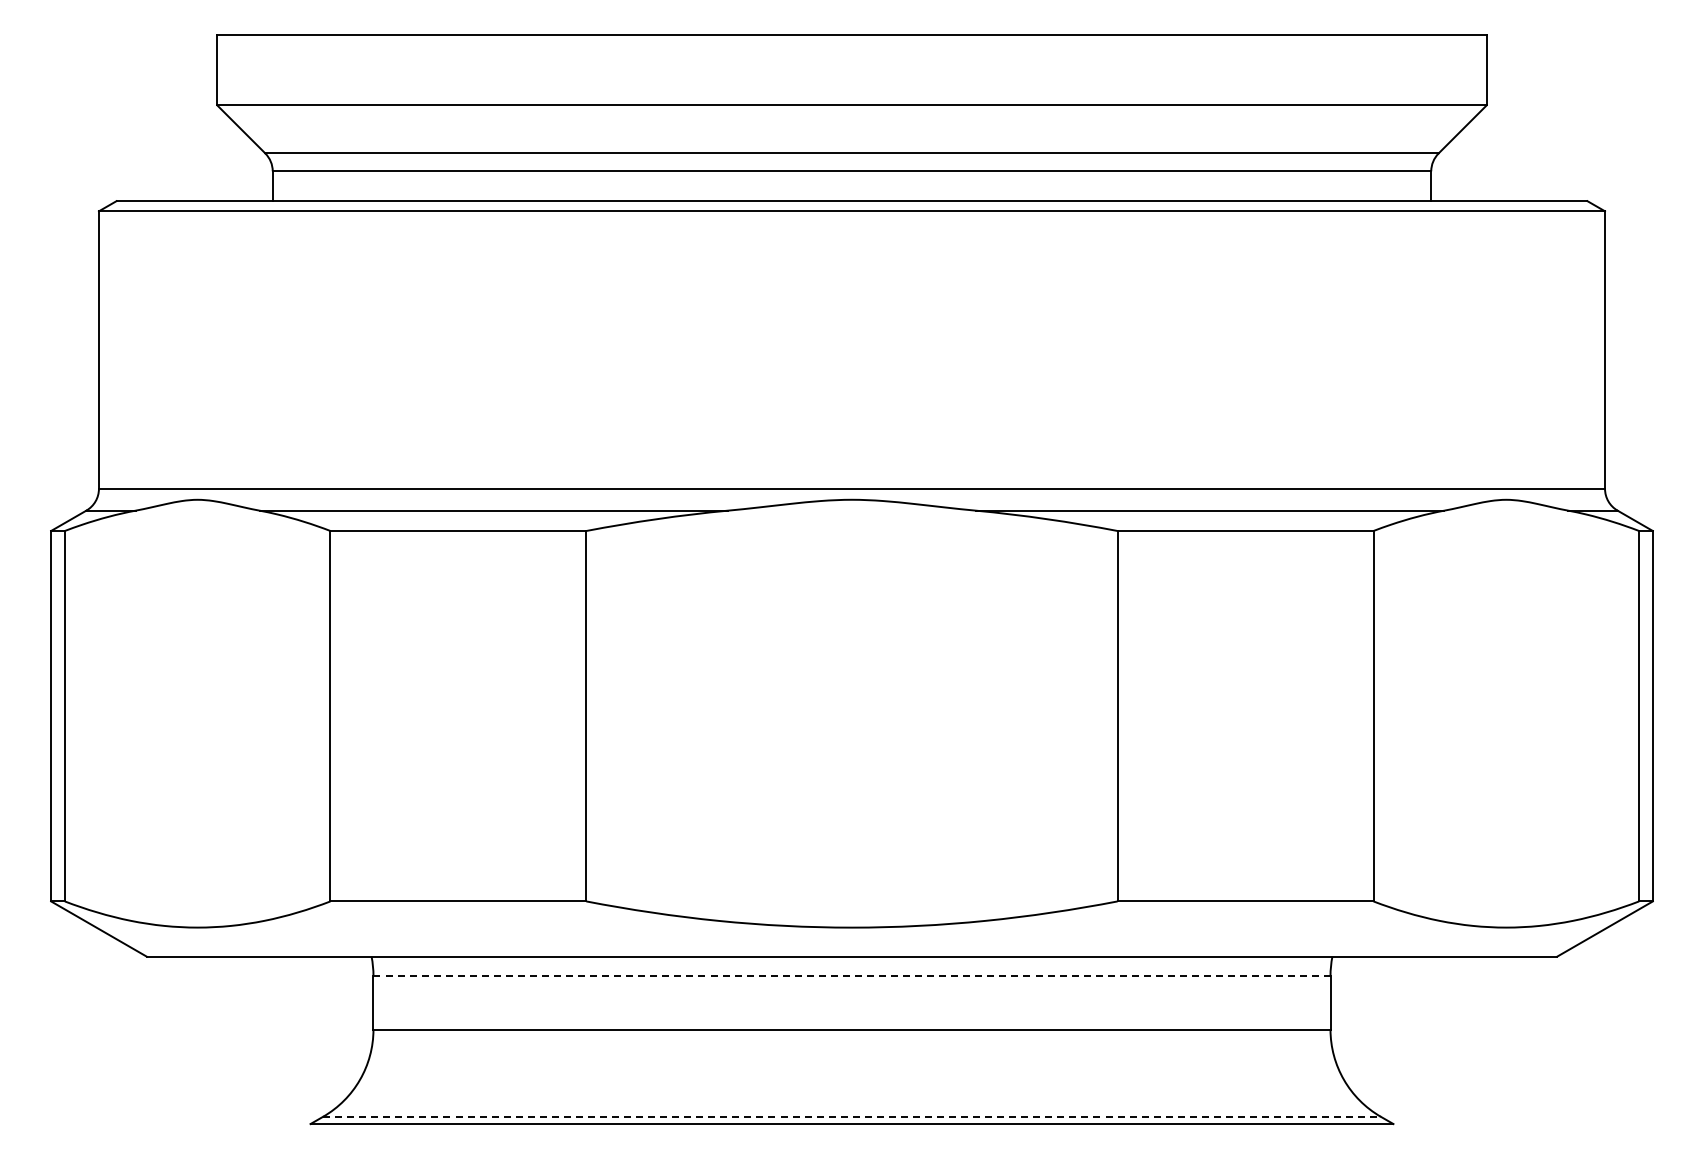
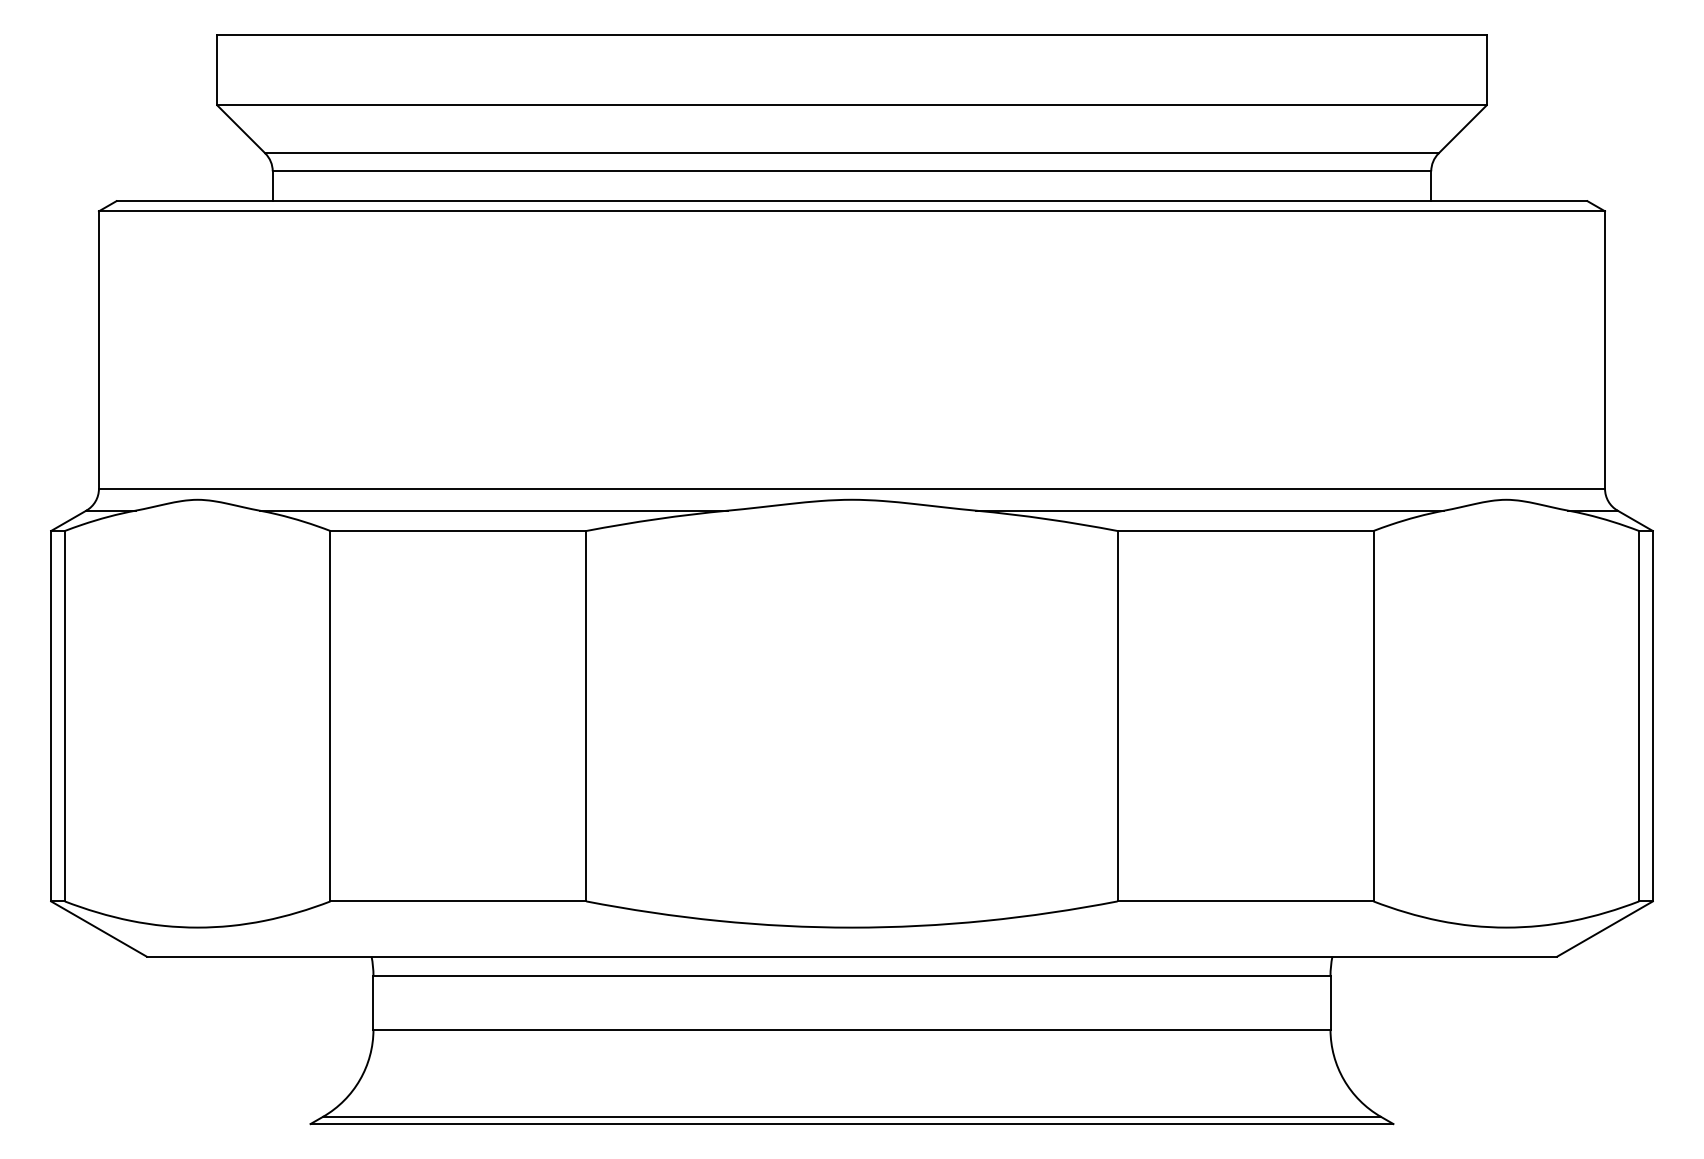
line: dashed -> solid (852, 976)
line: dashed -> solid (852, 1116)
